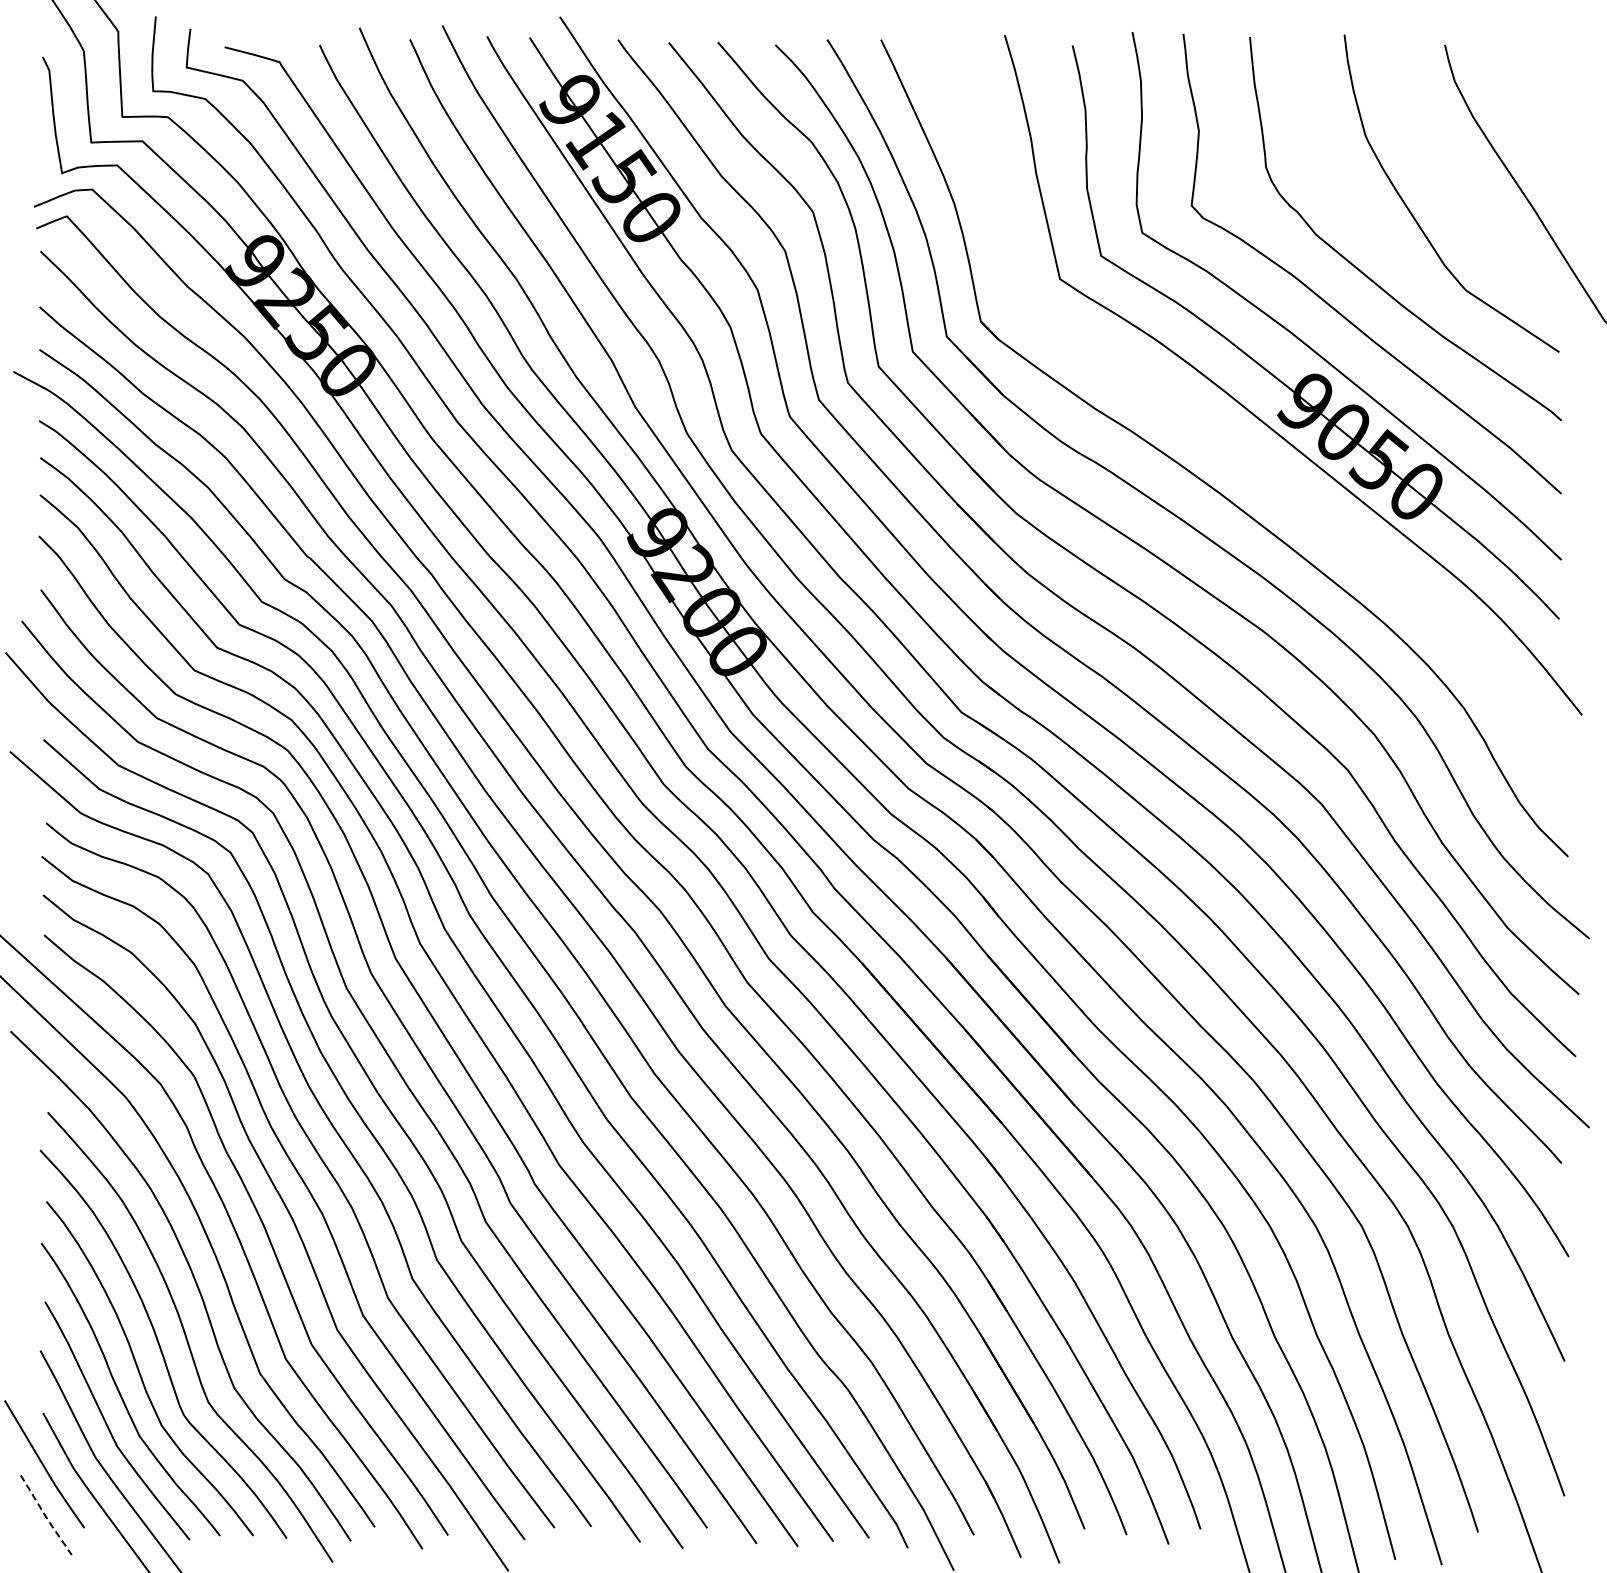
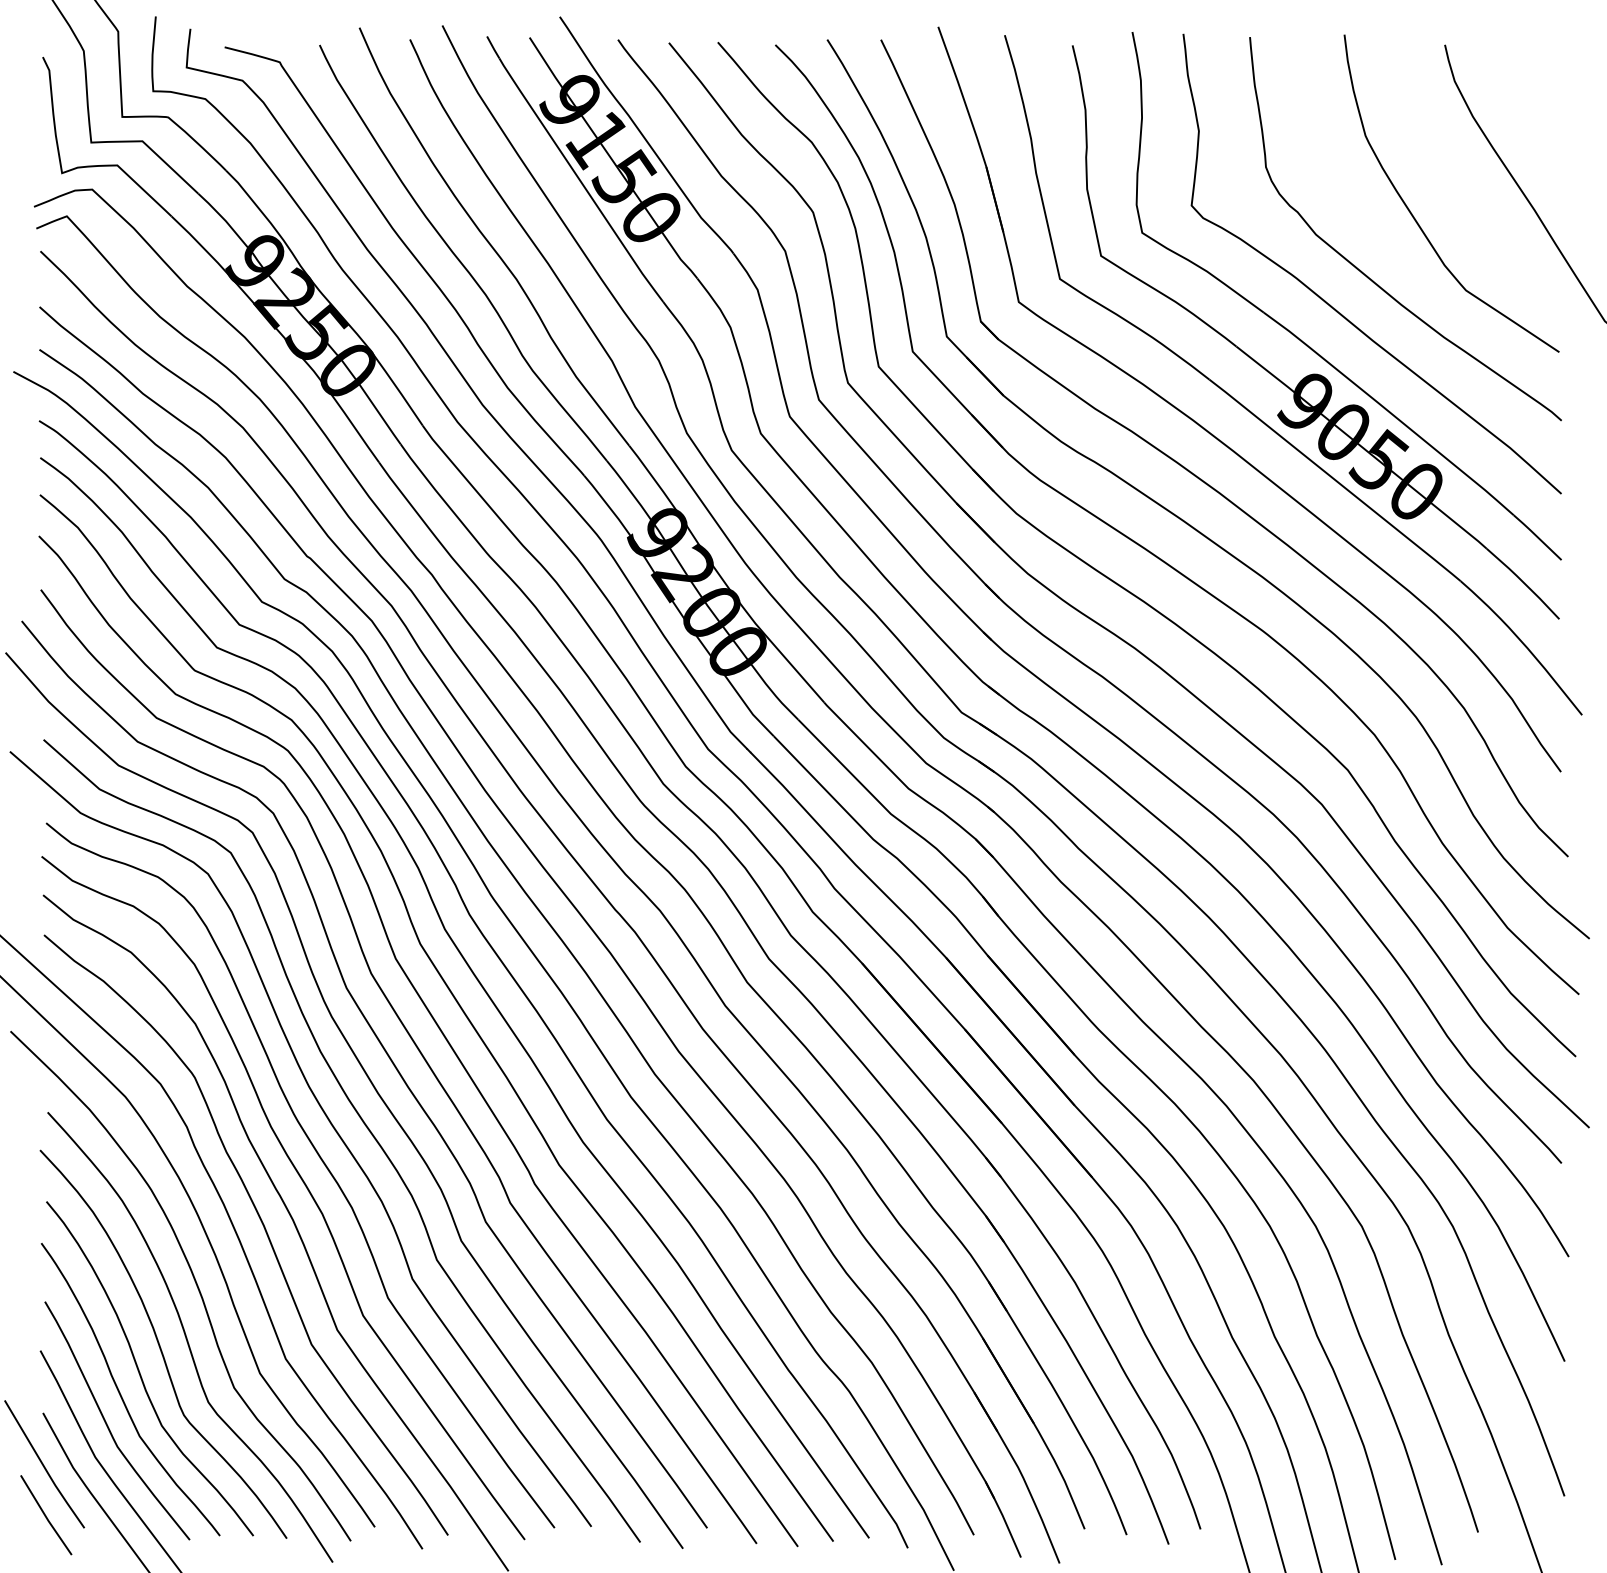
part: none -> present (1221, 440)
line: dashed -> solid (45, 1516)
